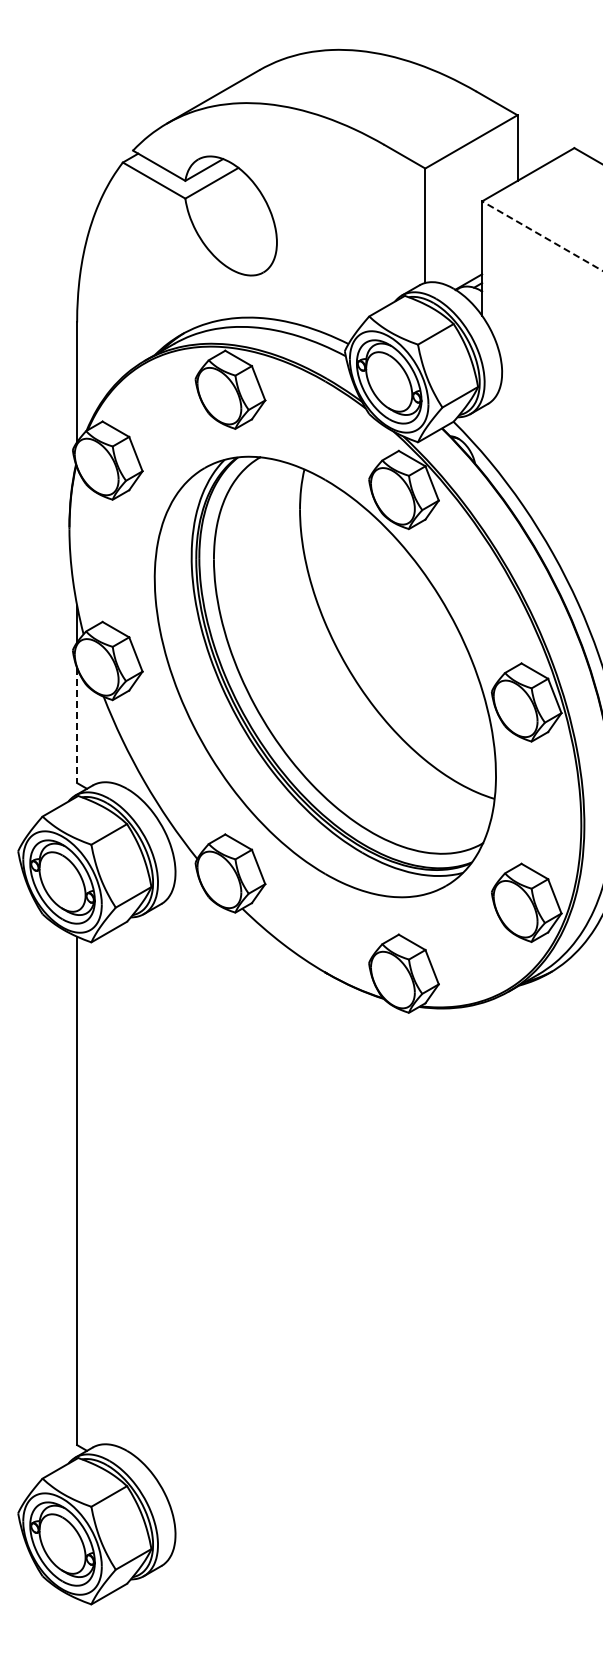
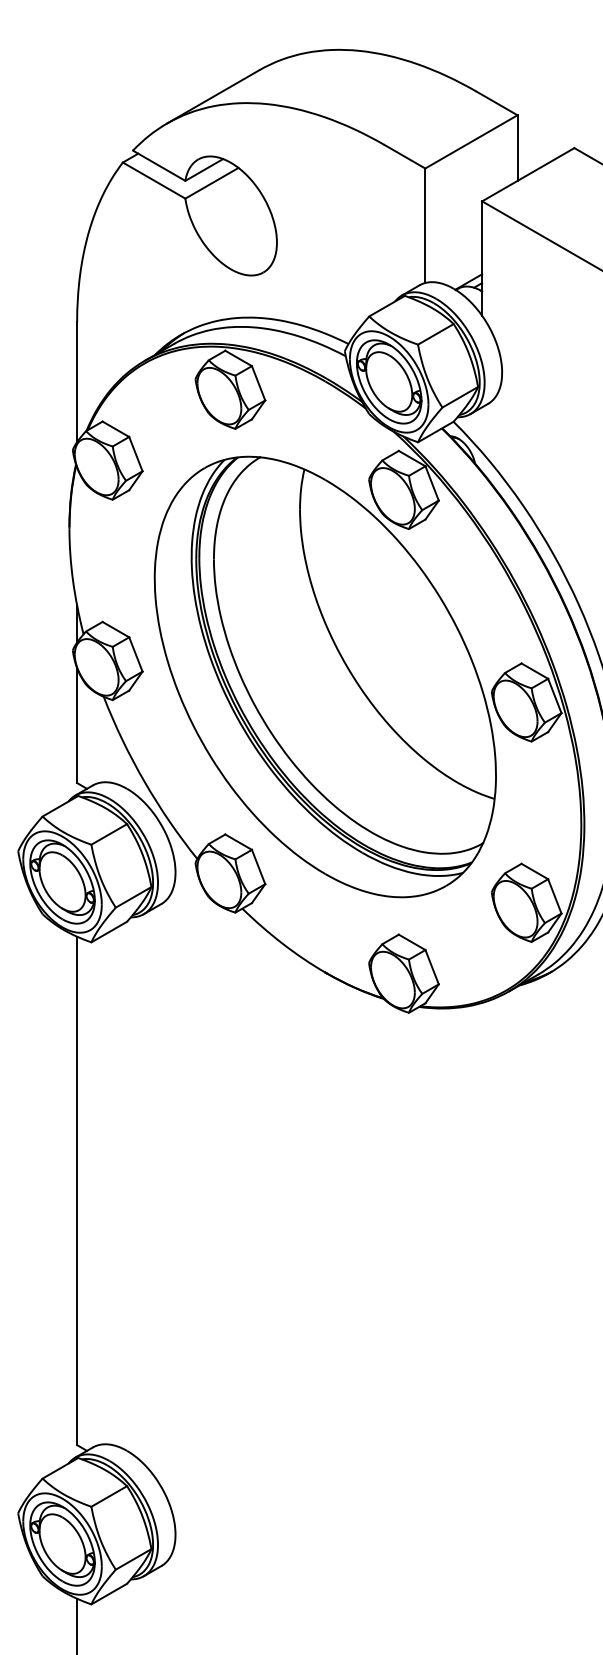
line: dashed -> solid (541, 235)
line: dashed -> solid (77, 725)
line: none -> present (77, 1624)
